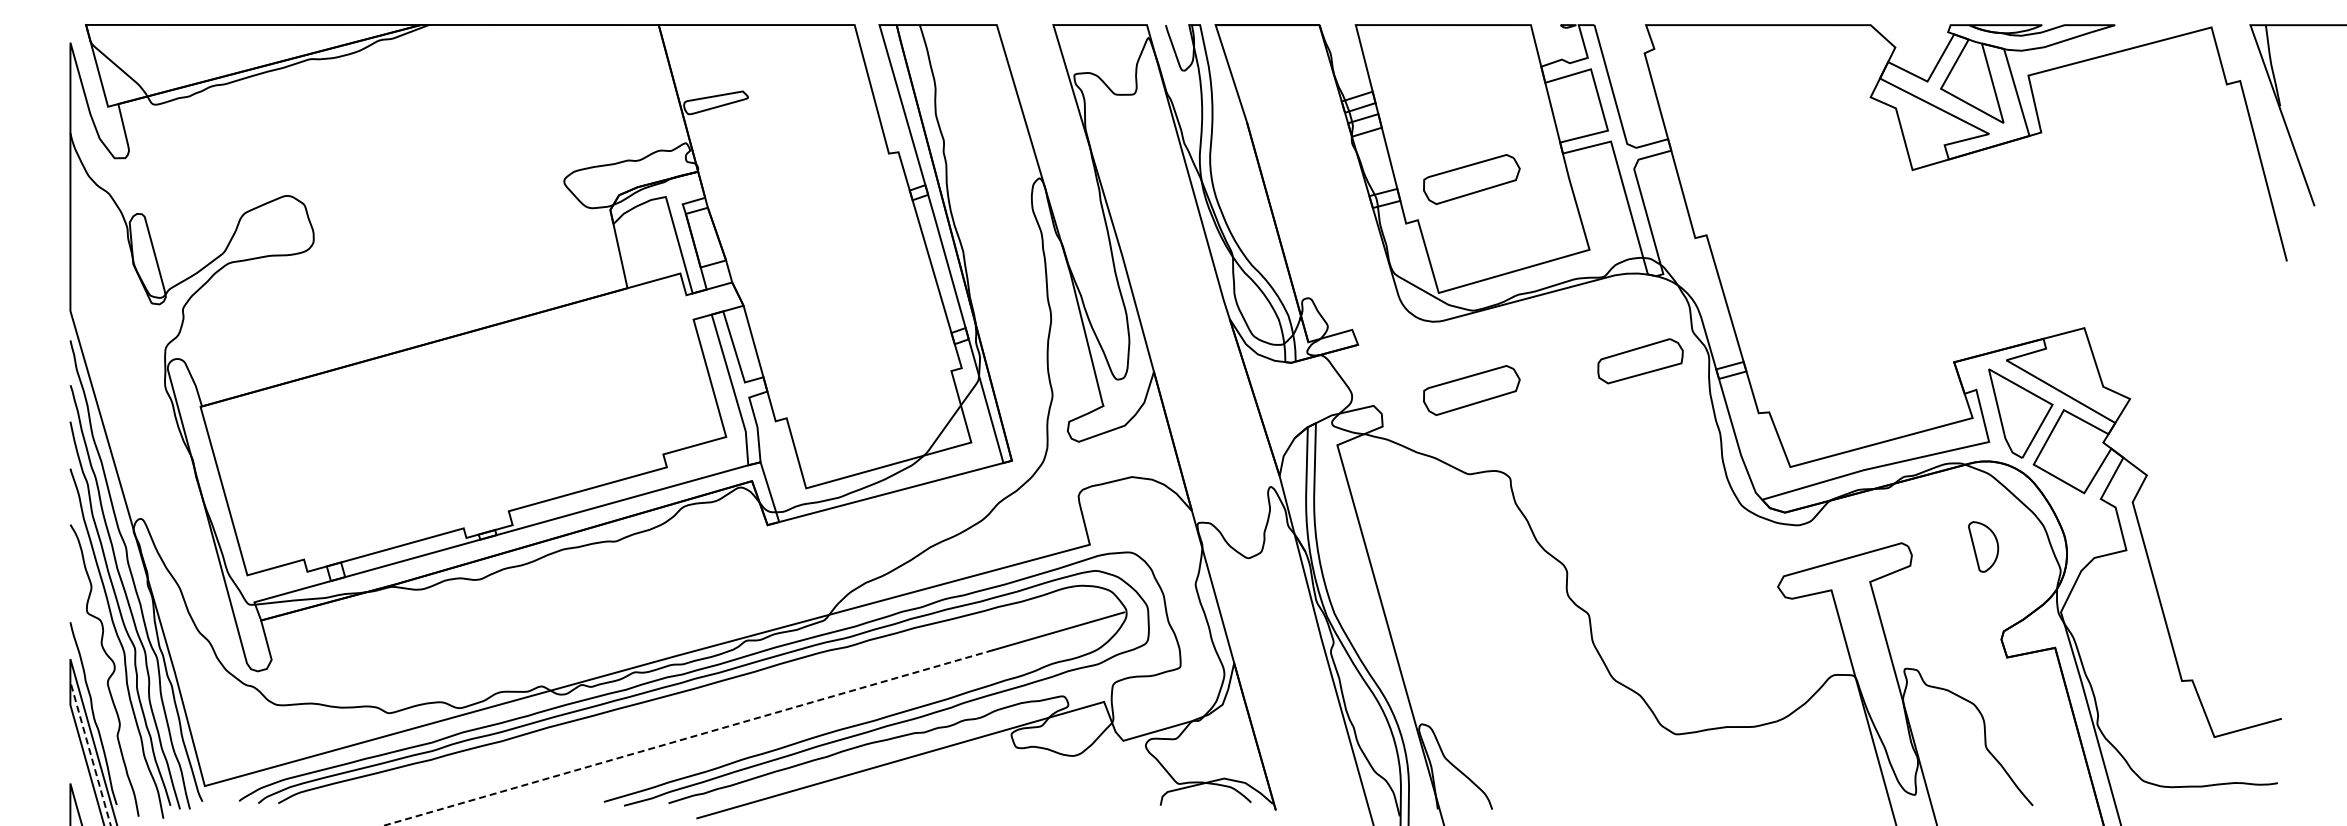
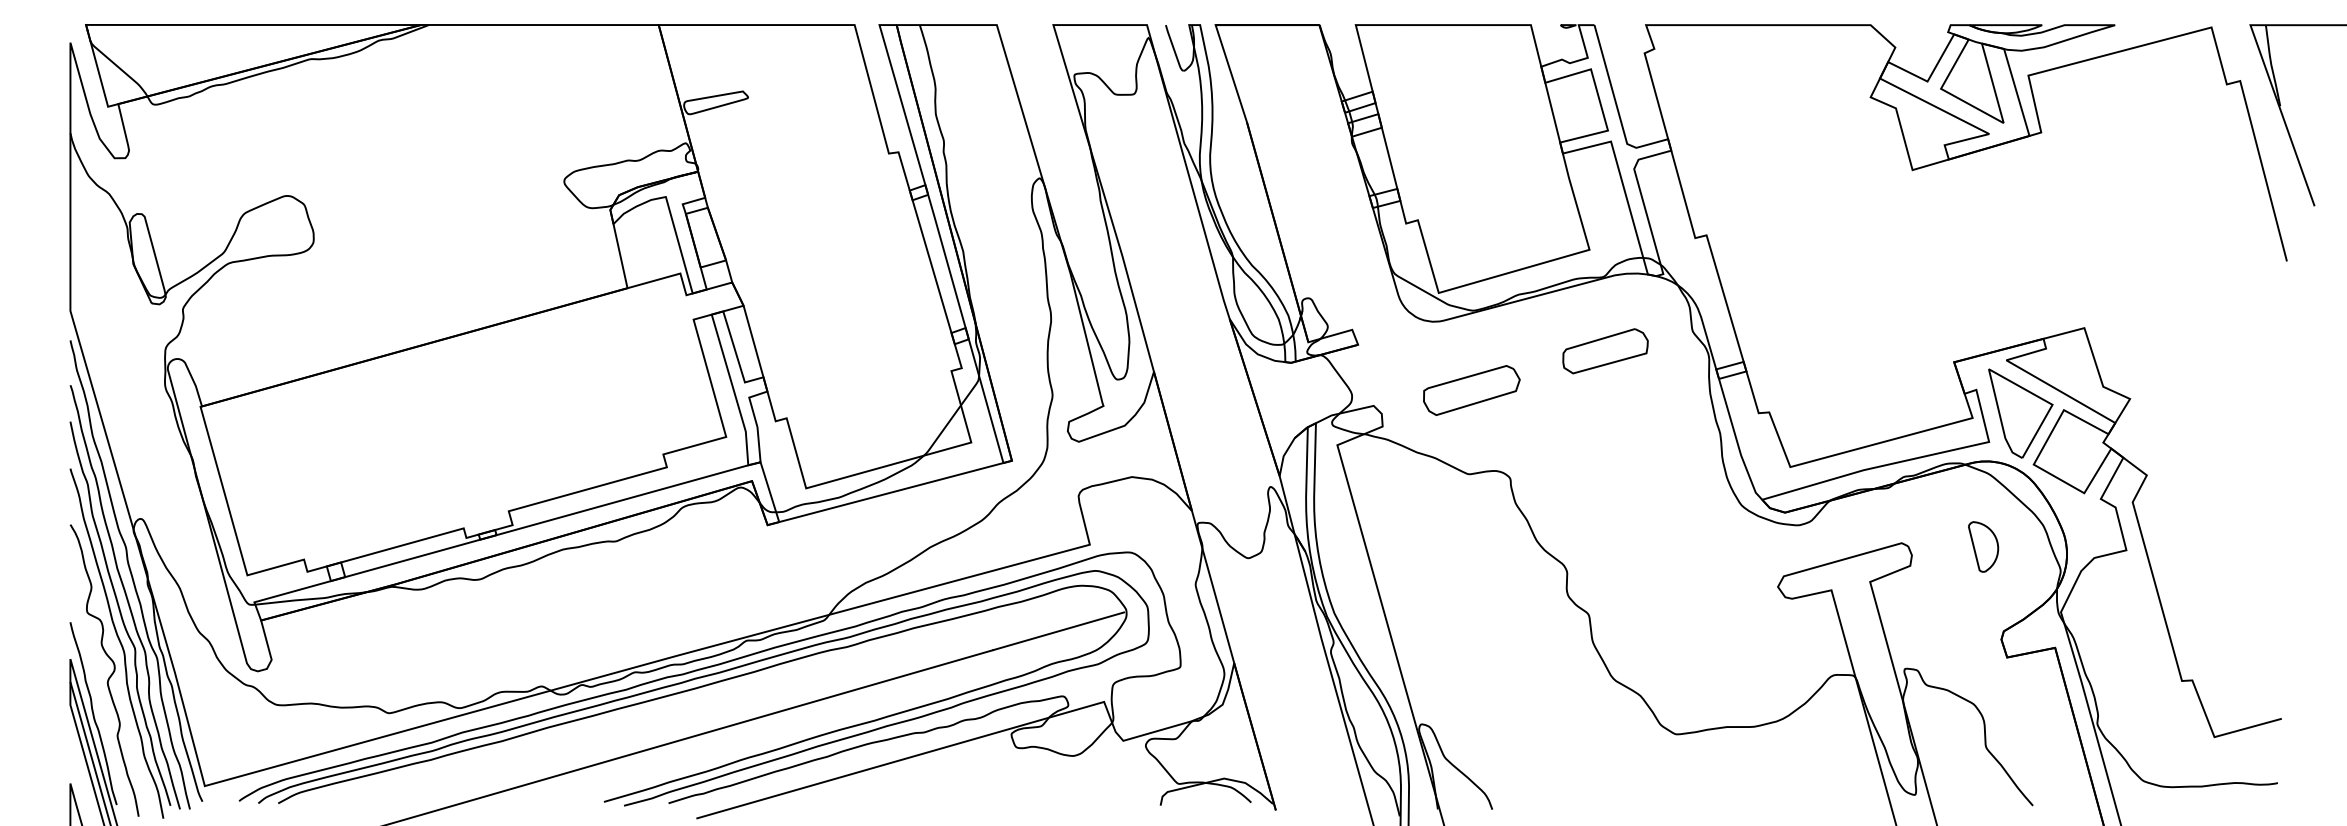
part: present -> none (1471, 179)
part position: (1640, 361) -> (1605, 351) (1605, 351)
line: dashed -> solid (687, 738)
line: dashed -> solid (90, 753)
